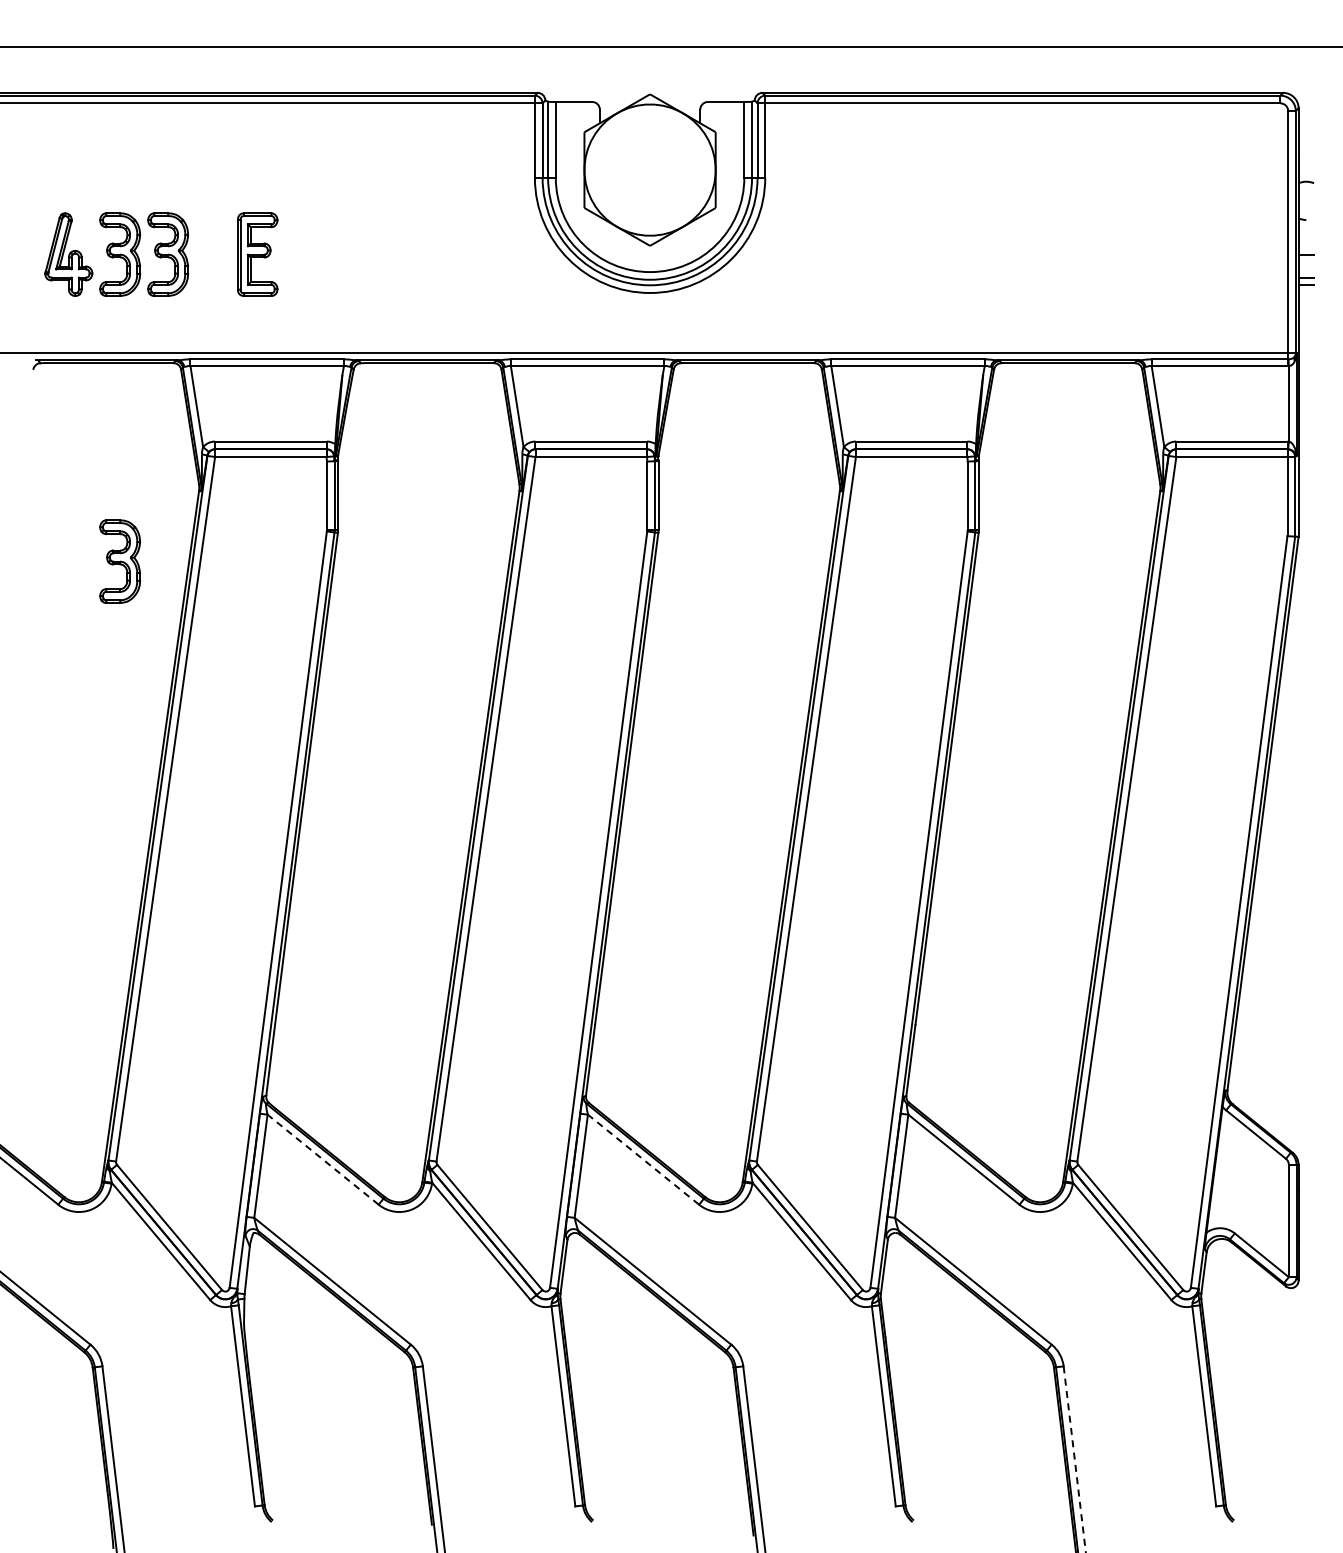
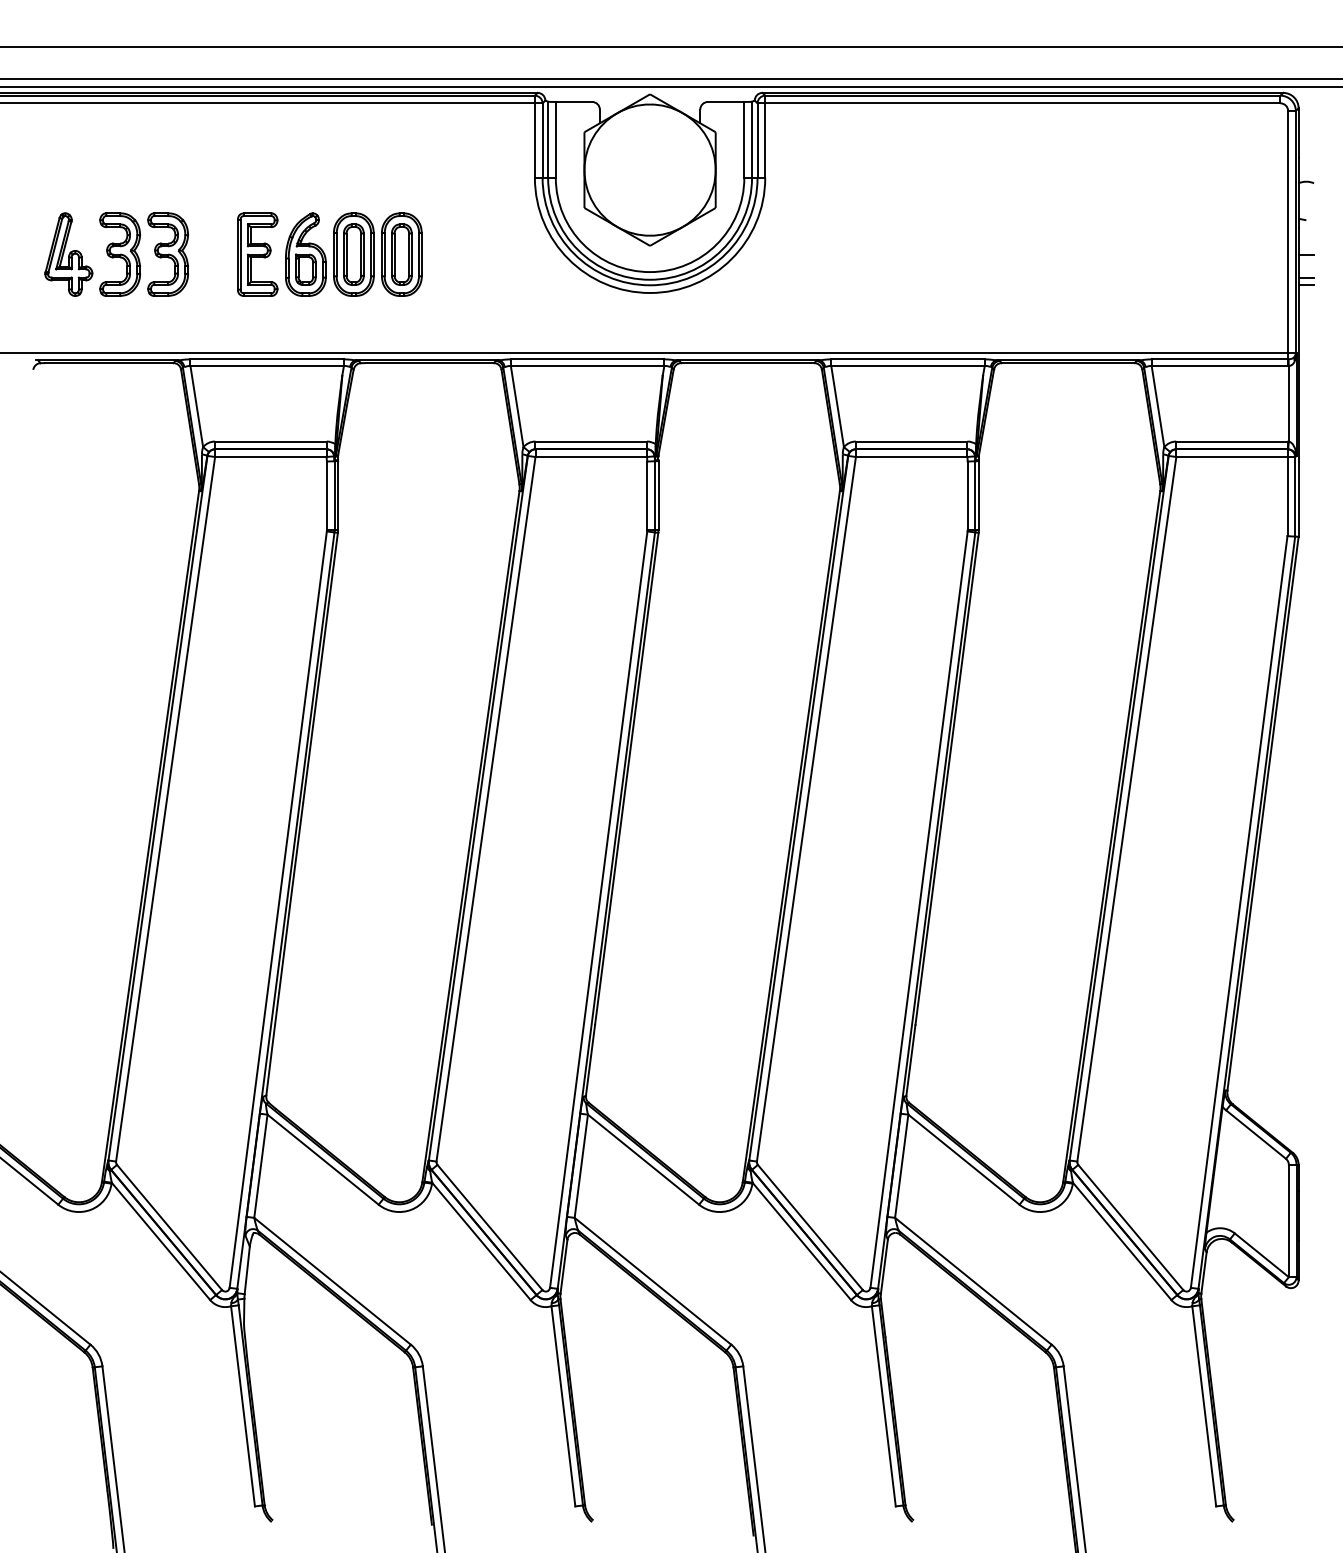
line: none -> present (670, 79)
line: none -> present (670, 86)
part: none -> present (353, 254)
part: present -> none (119, 561)
line: dashed -> solid (323, 1159)
line: dashed -> solid (643, 1159)
line: dashed -> solid (1074, 1459)
